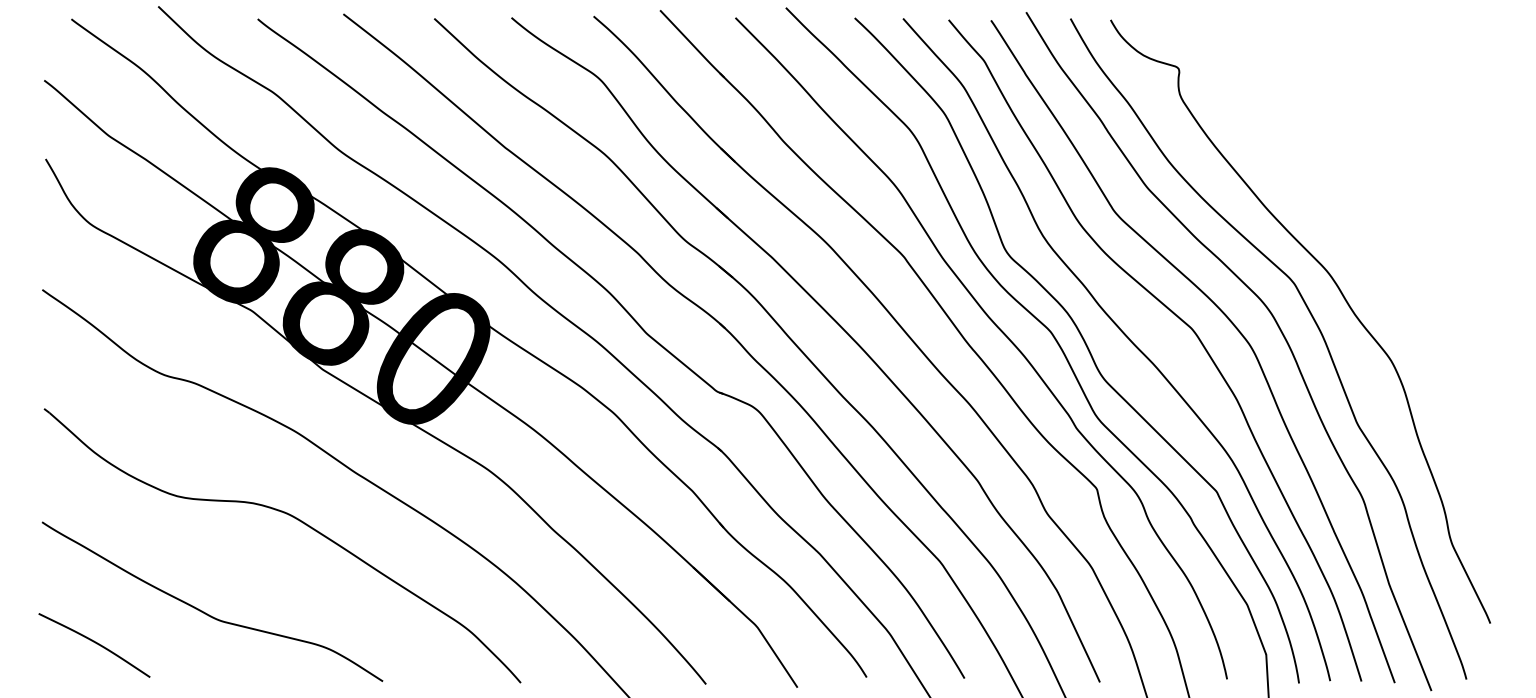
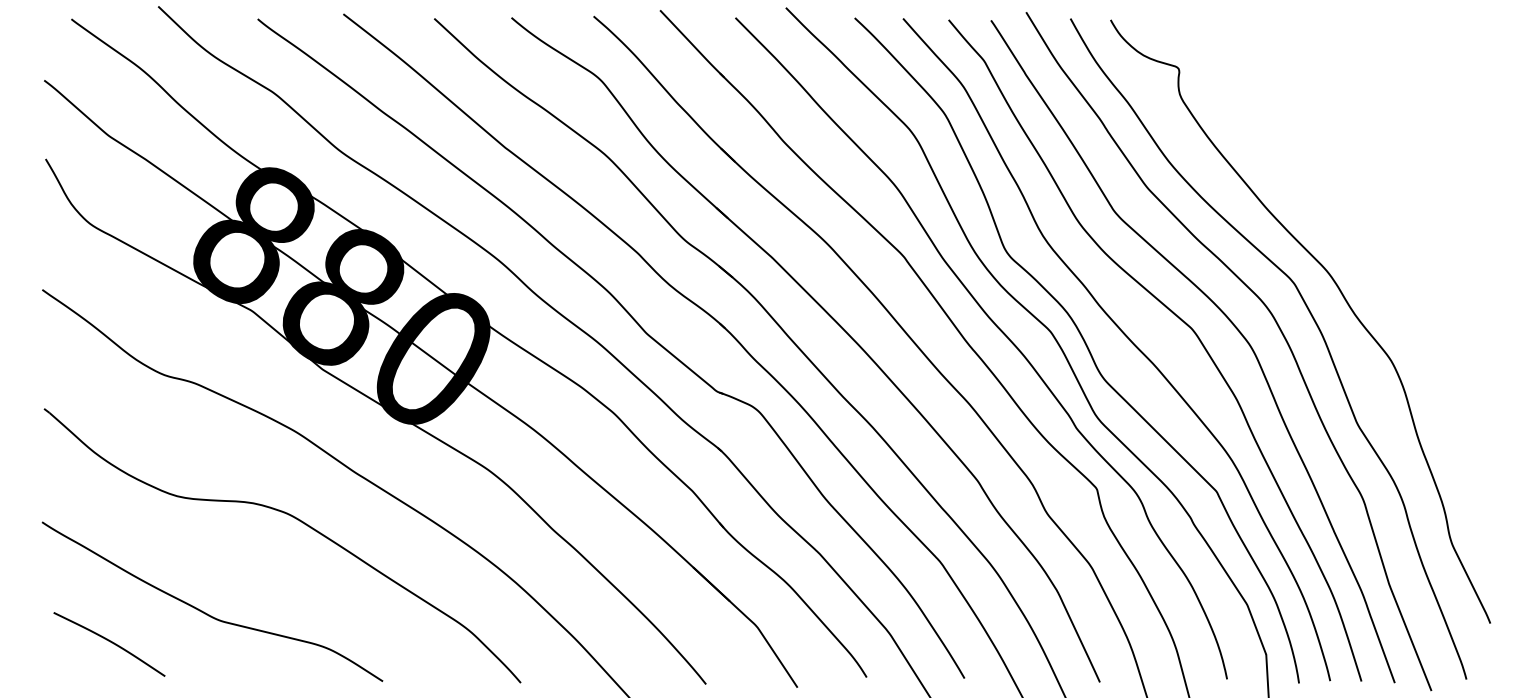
curve position: (95, 643) -> (110, 642) (110, 642)
